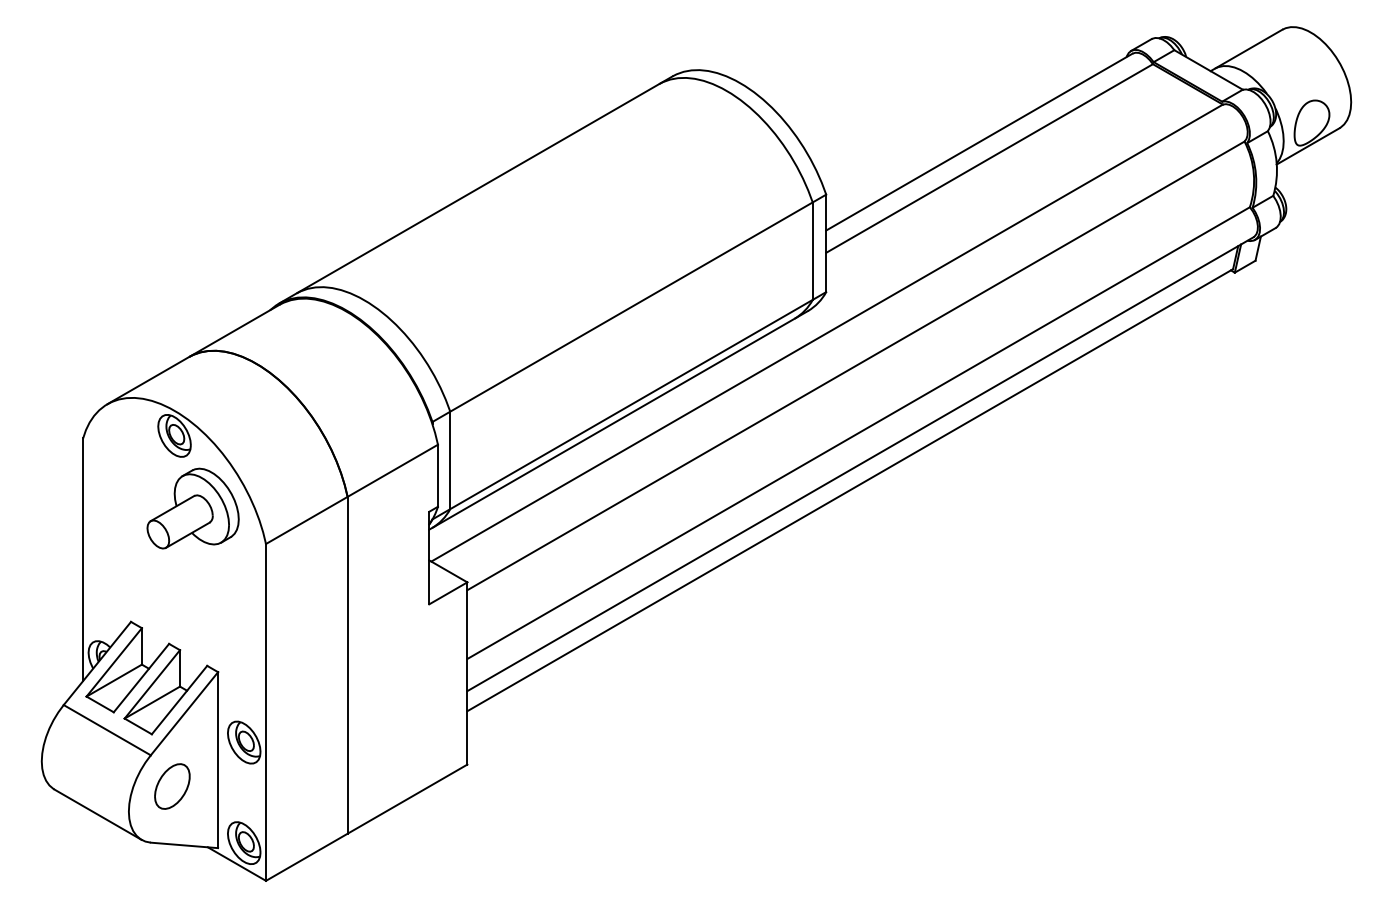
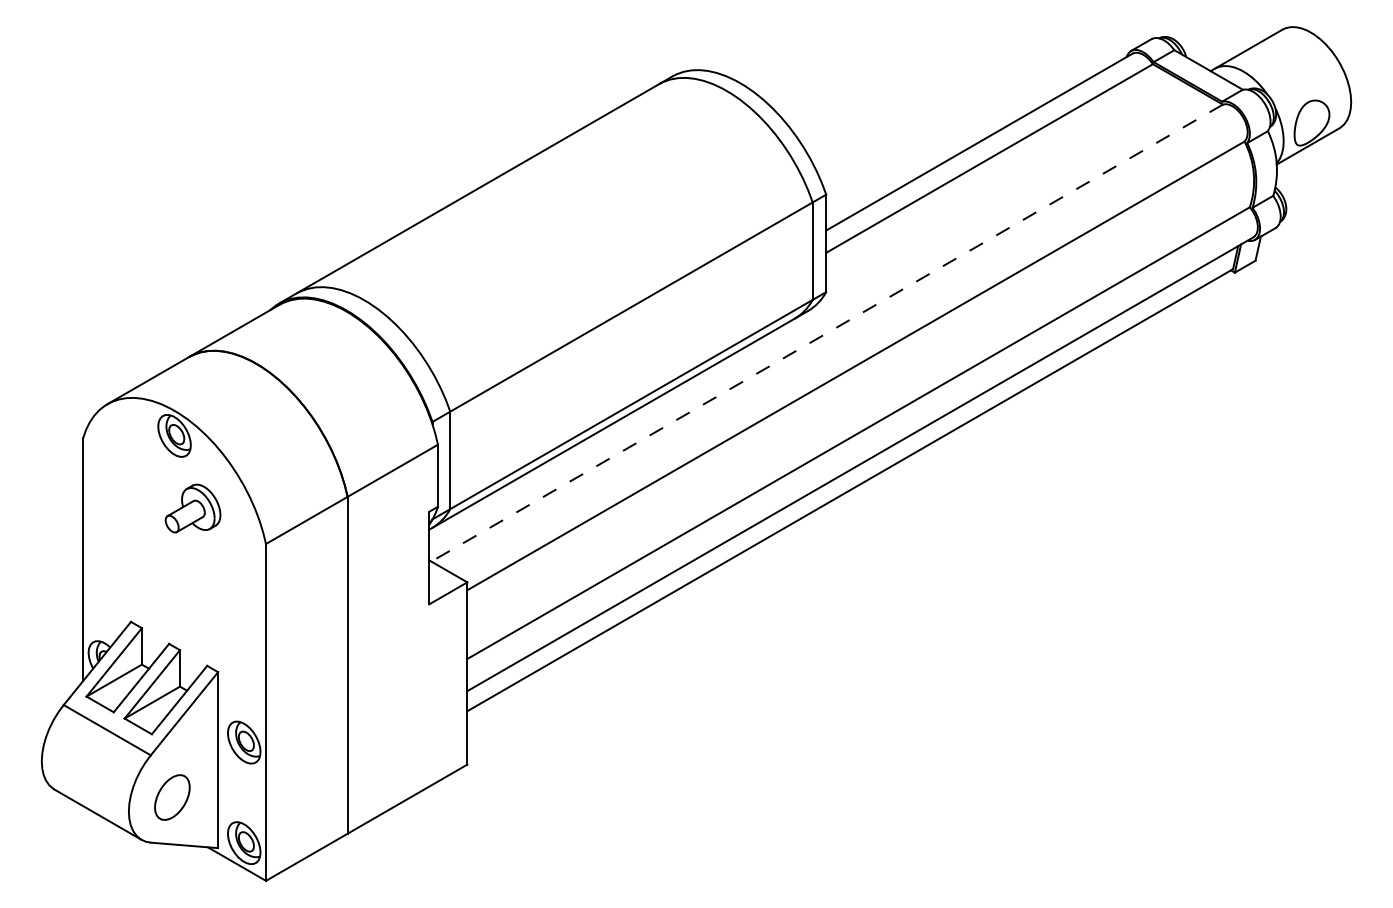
line: solid -> dashed (827, 333)
part size: 94x83 px -> 58x51 px (192, 508)
part position: (172, 786) -> (172, 797) (172, 797)
